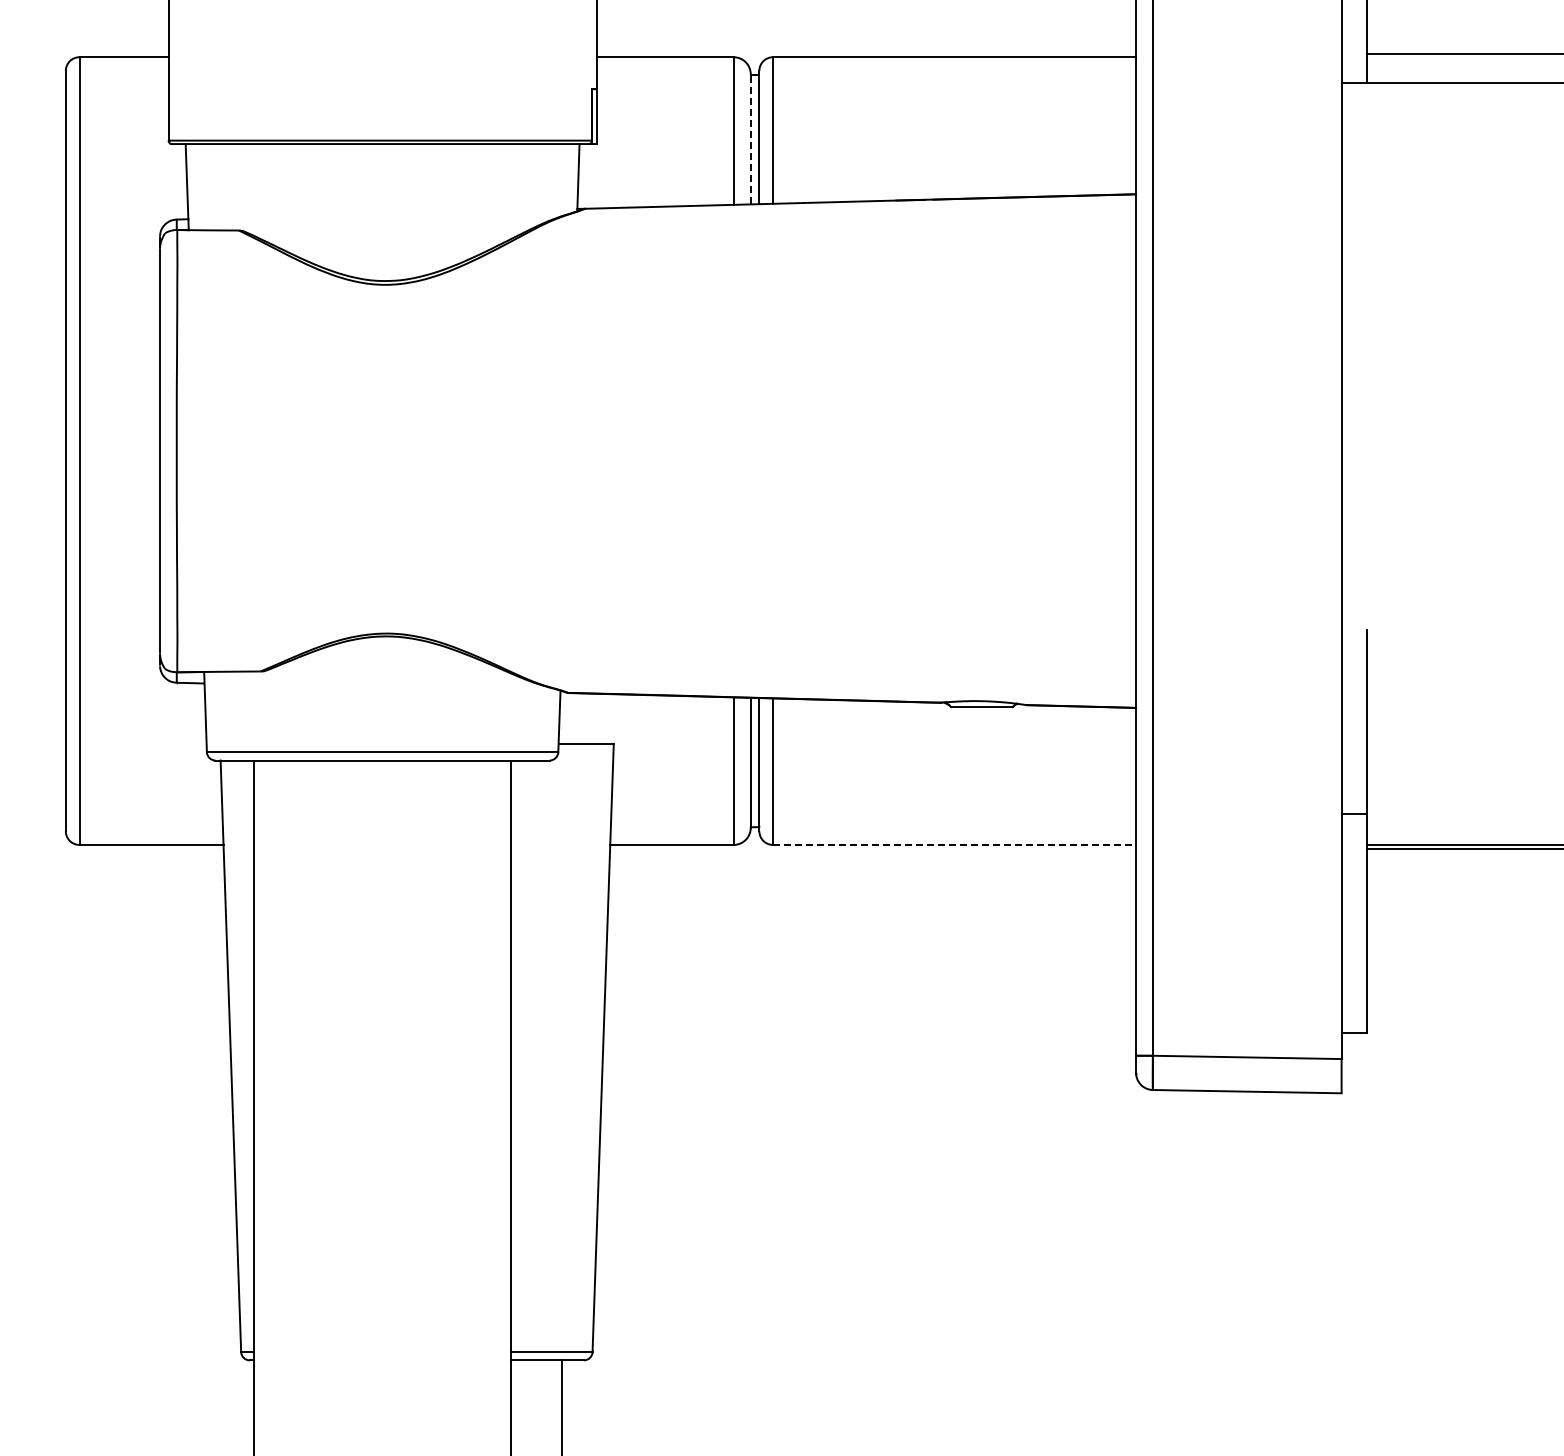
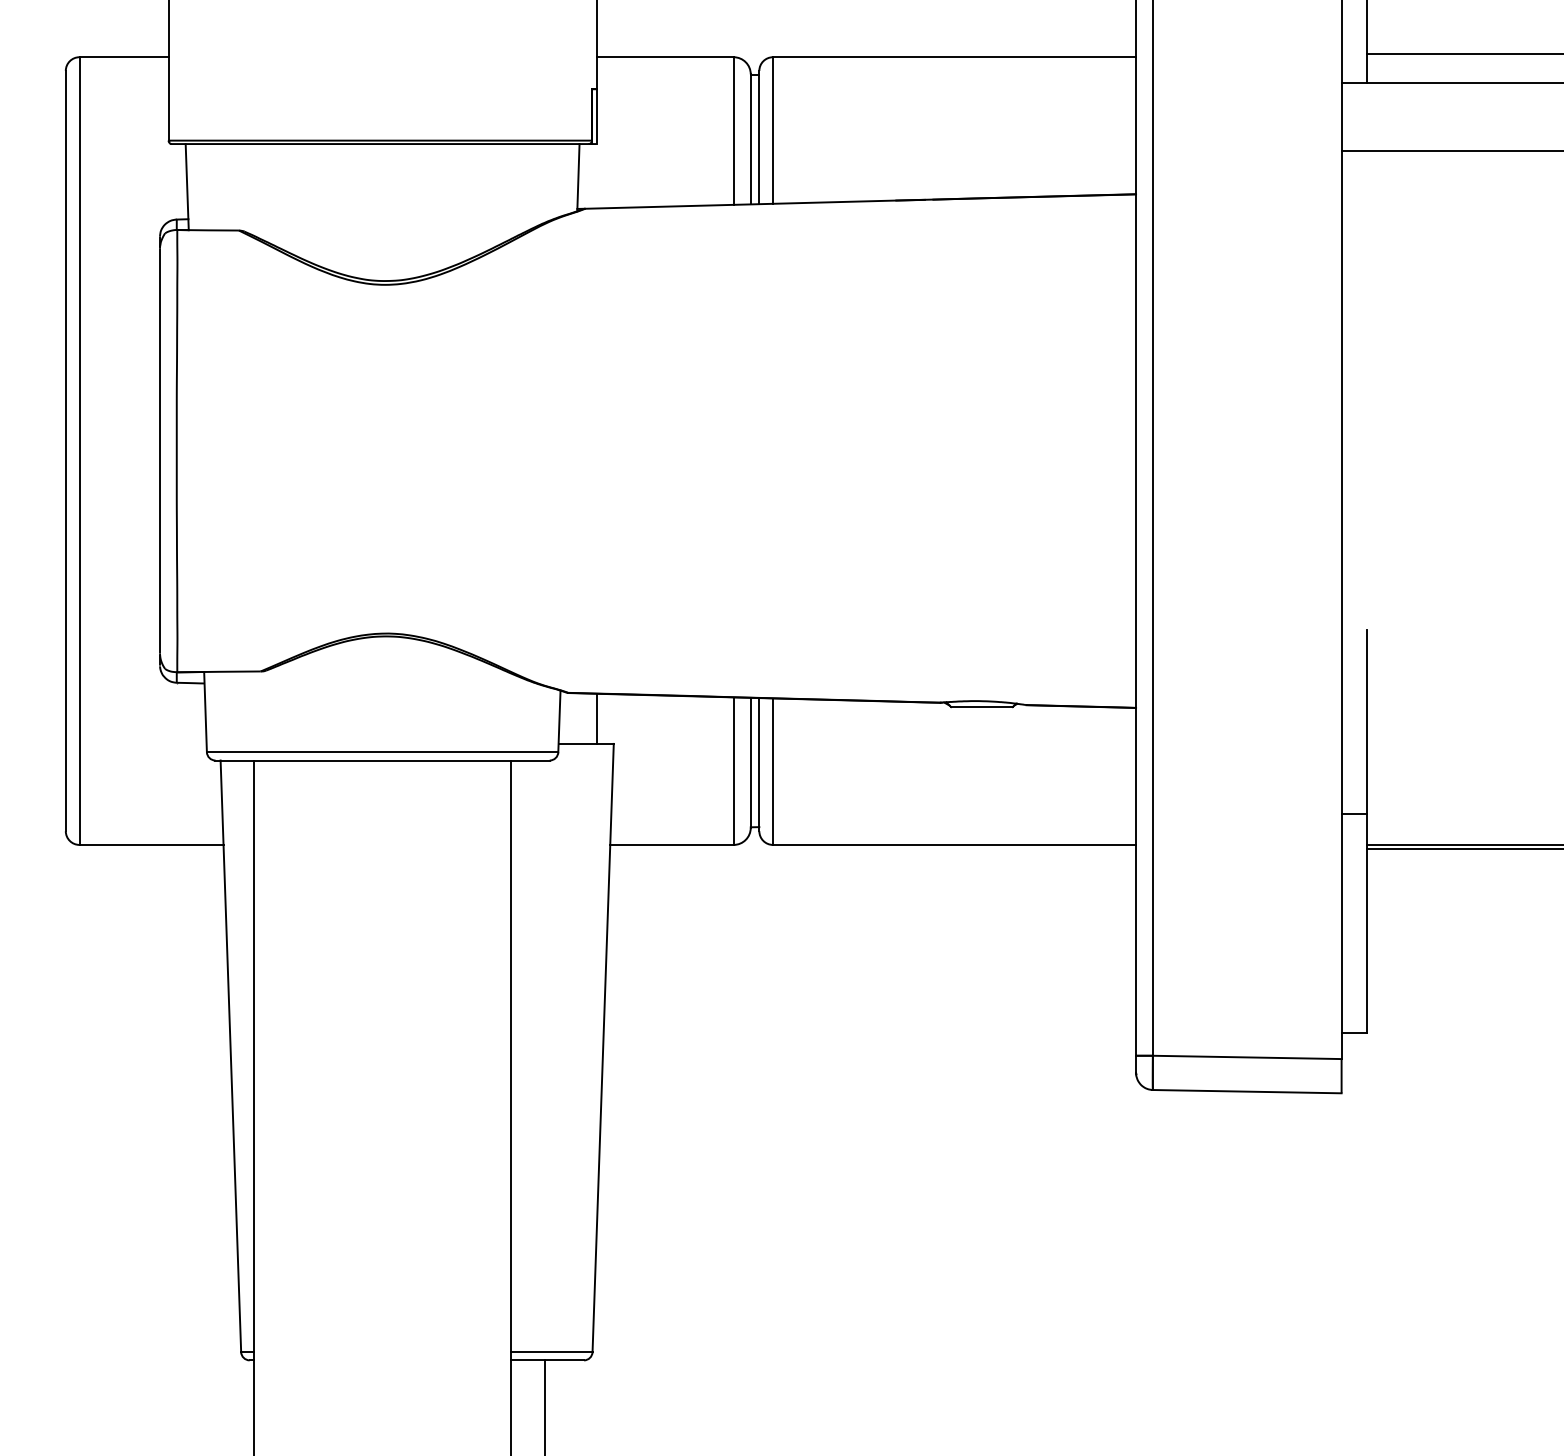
line: dashed -> solid (750, 138)
line: none -> present (1450, 151)
line: none -> present (596, 718)
line: dashed -> solid (954, 844)
line position: (562, 1406) -> (545, 1406) (545, 1406)
